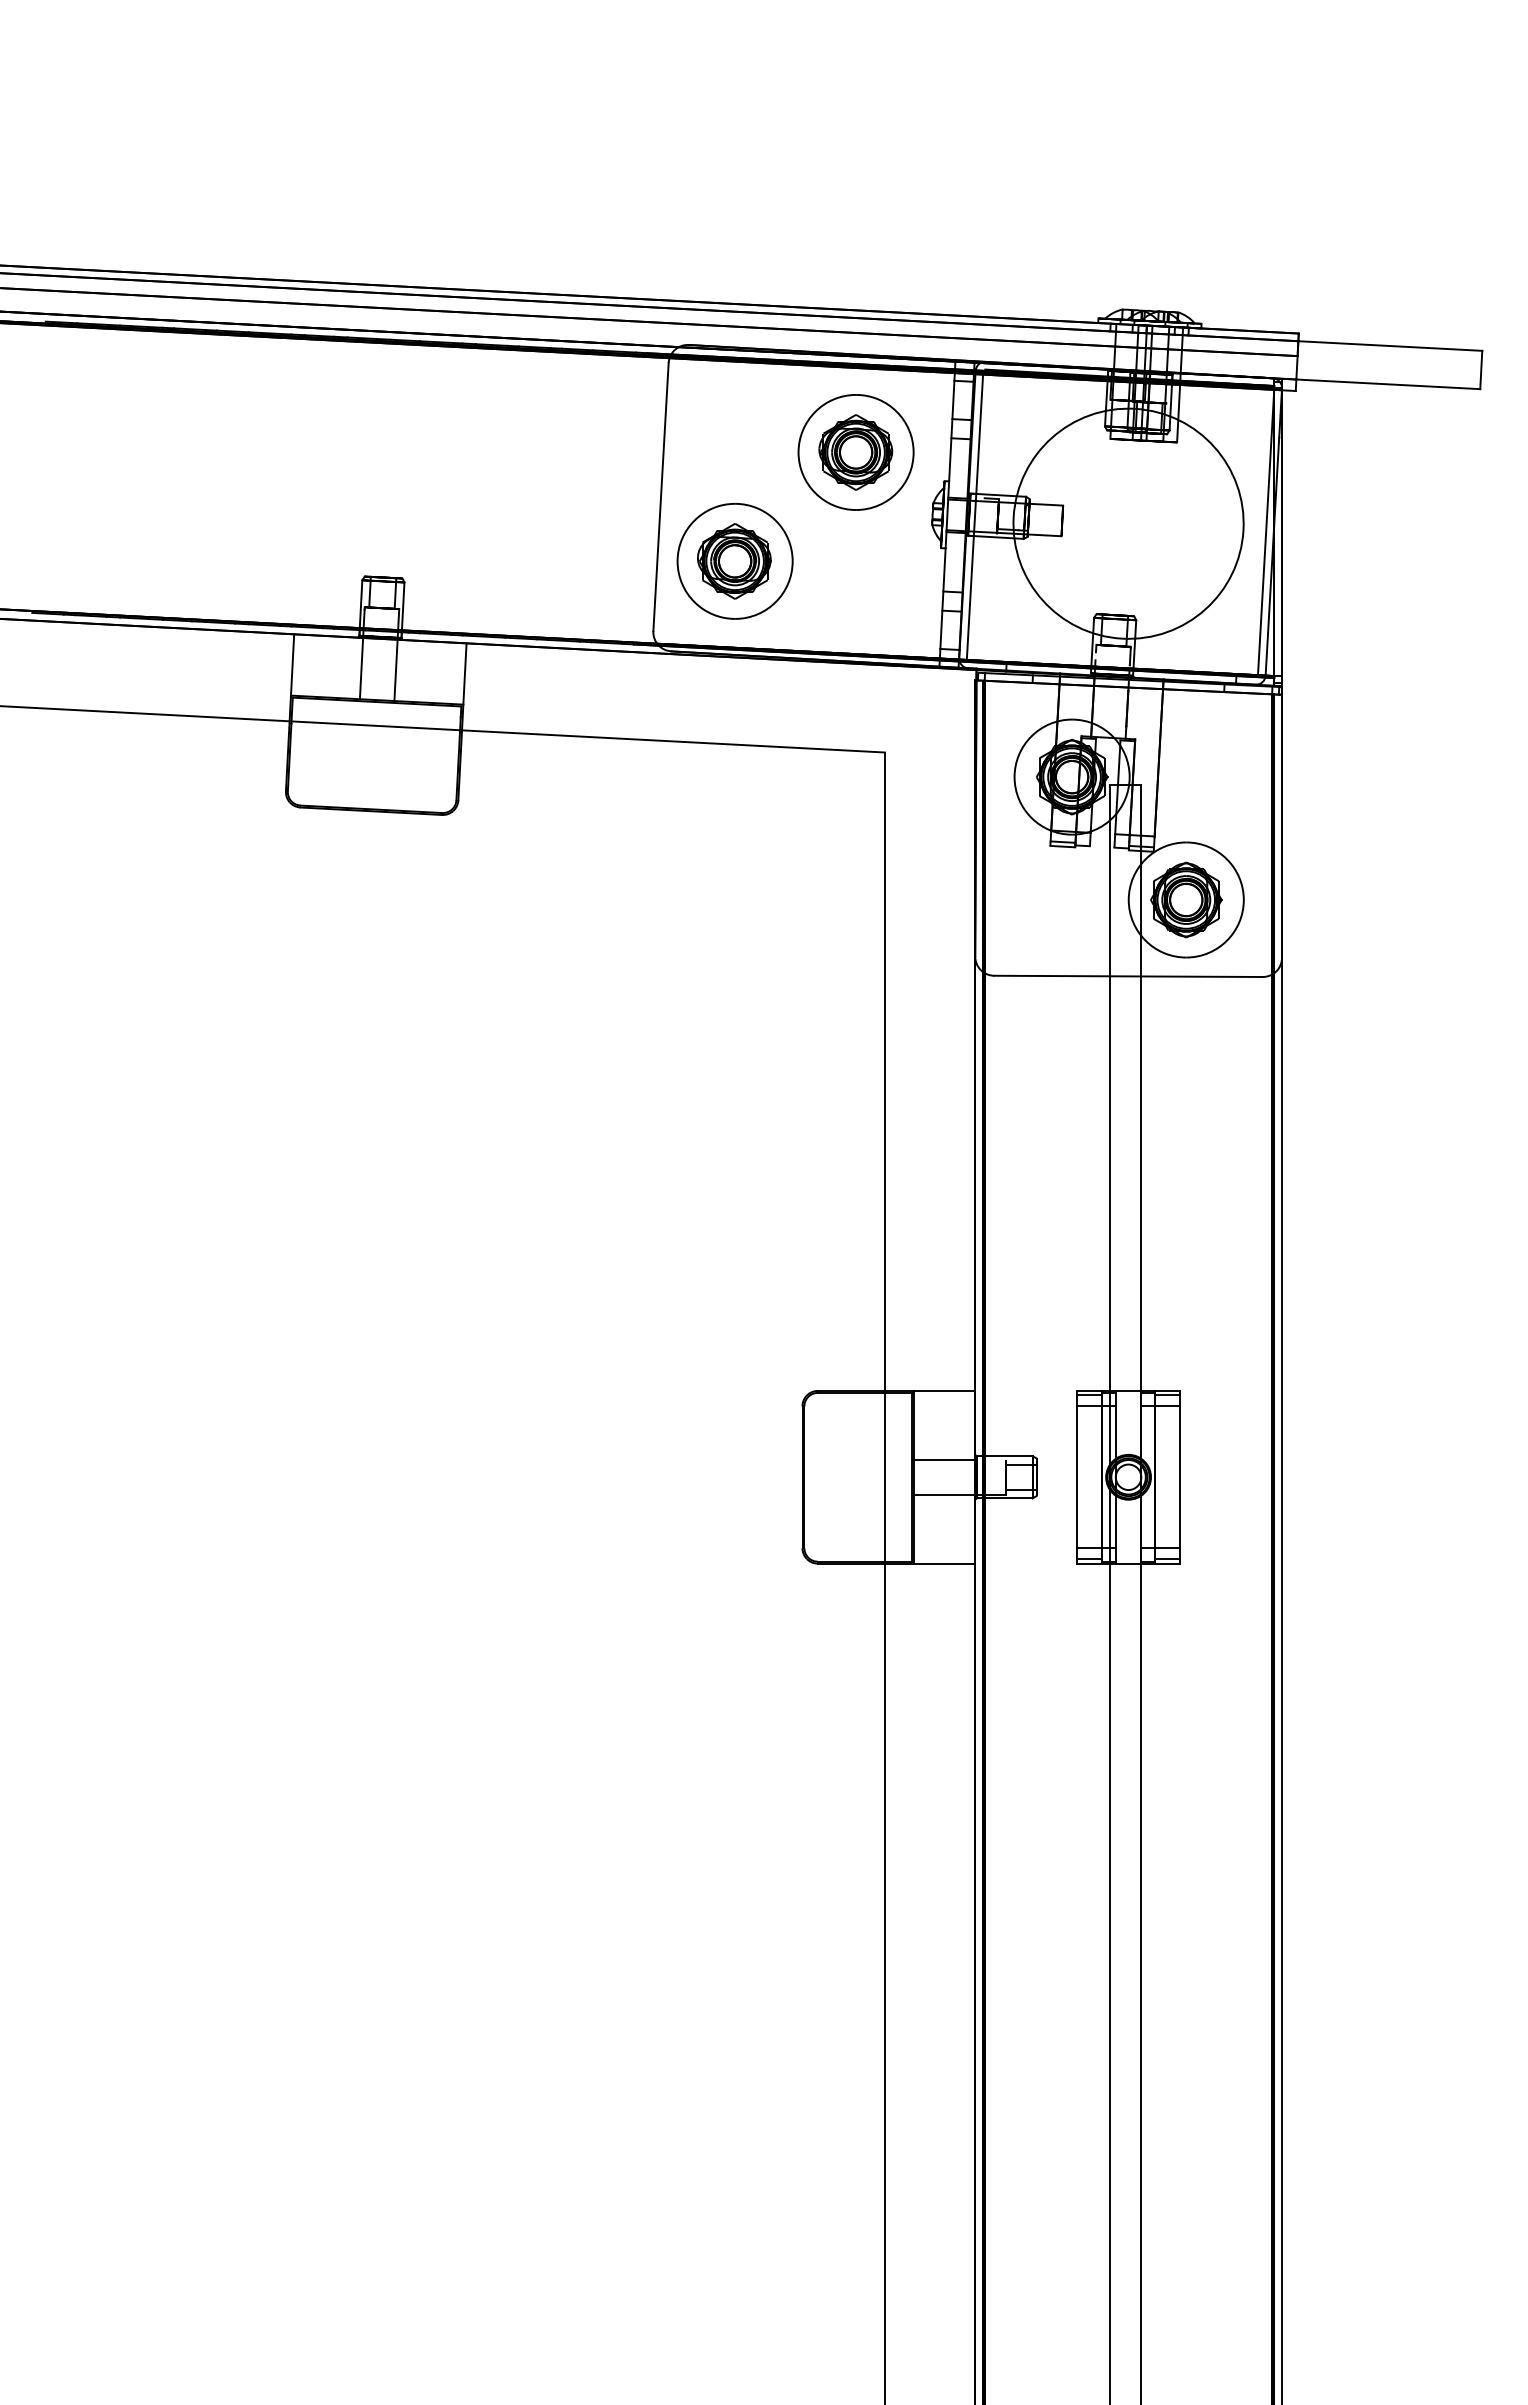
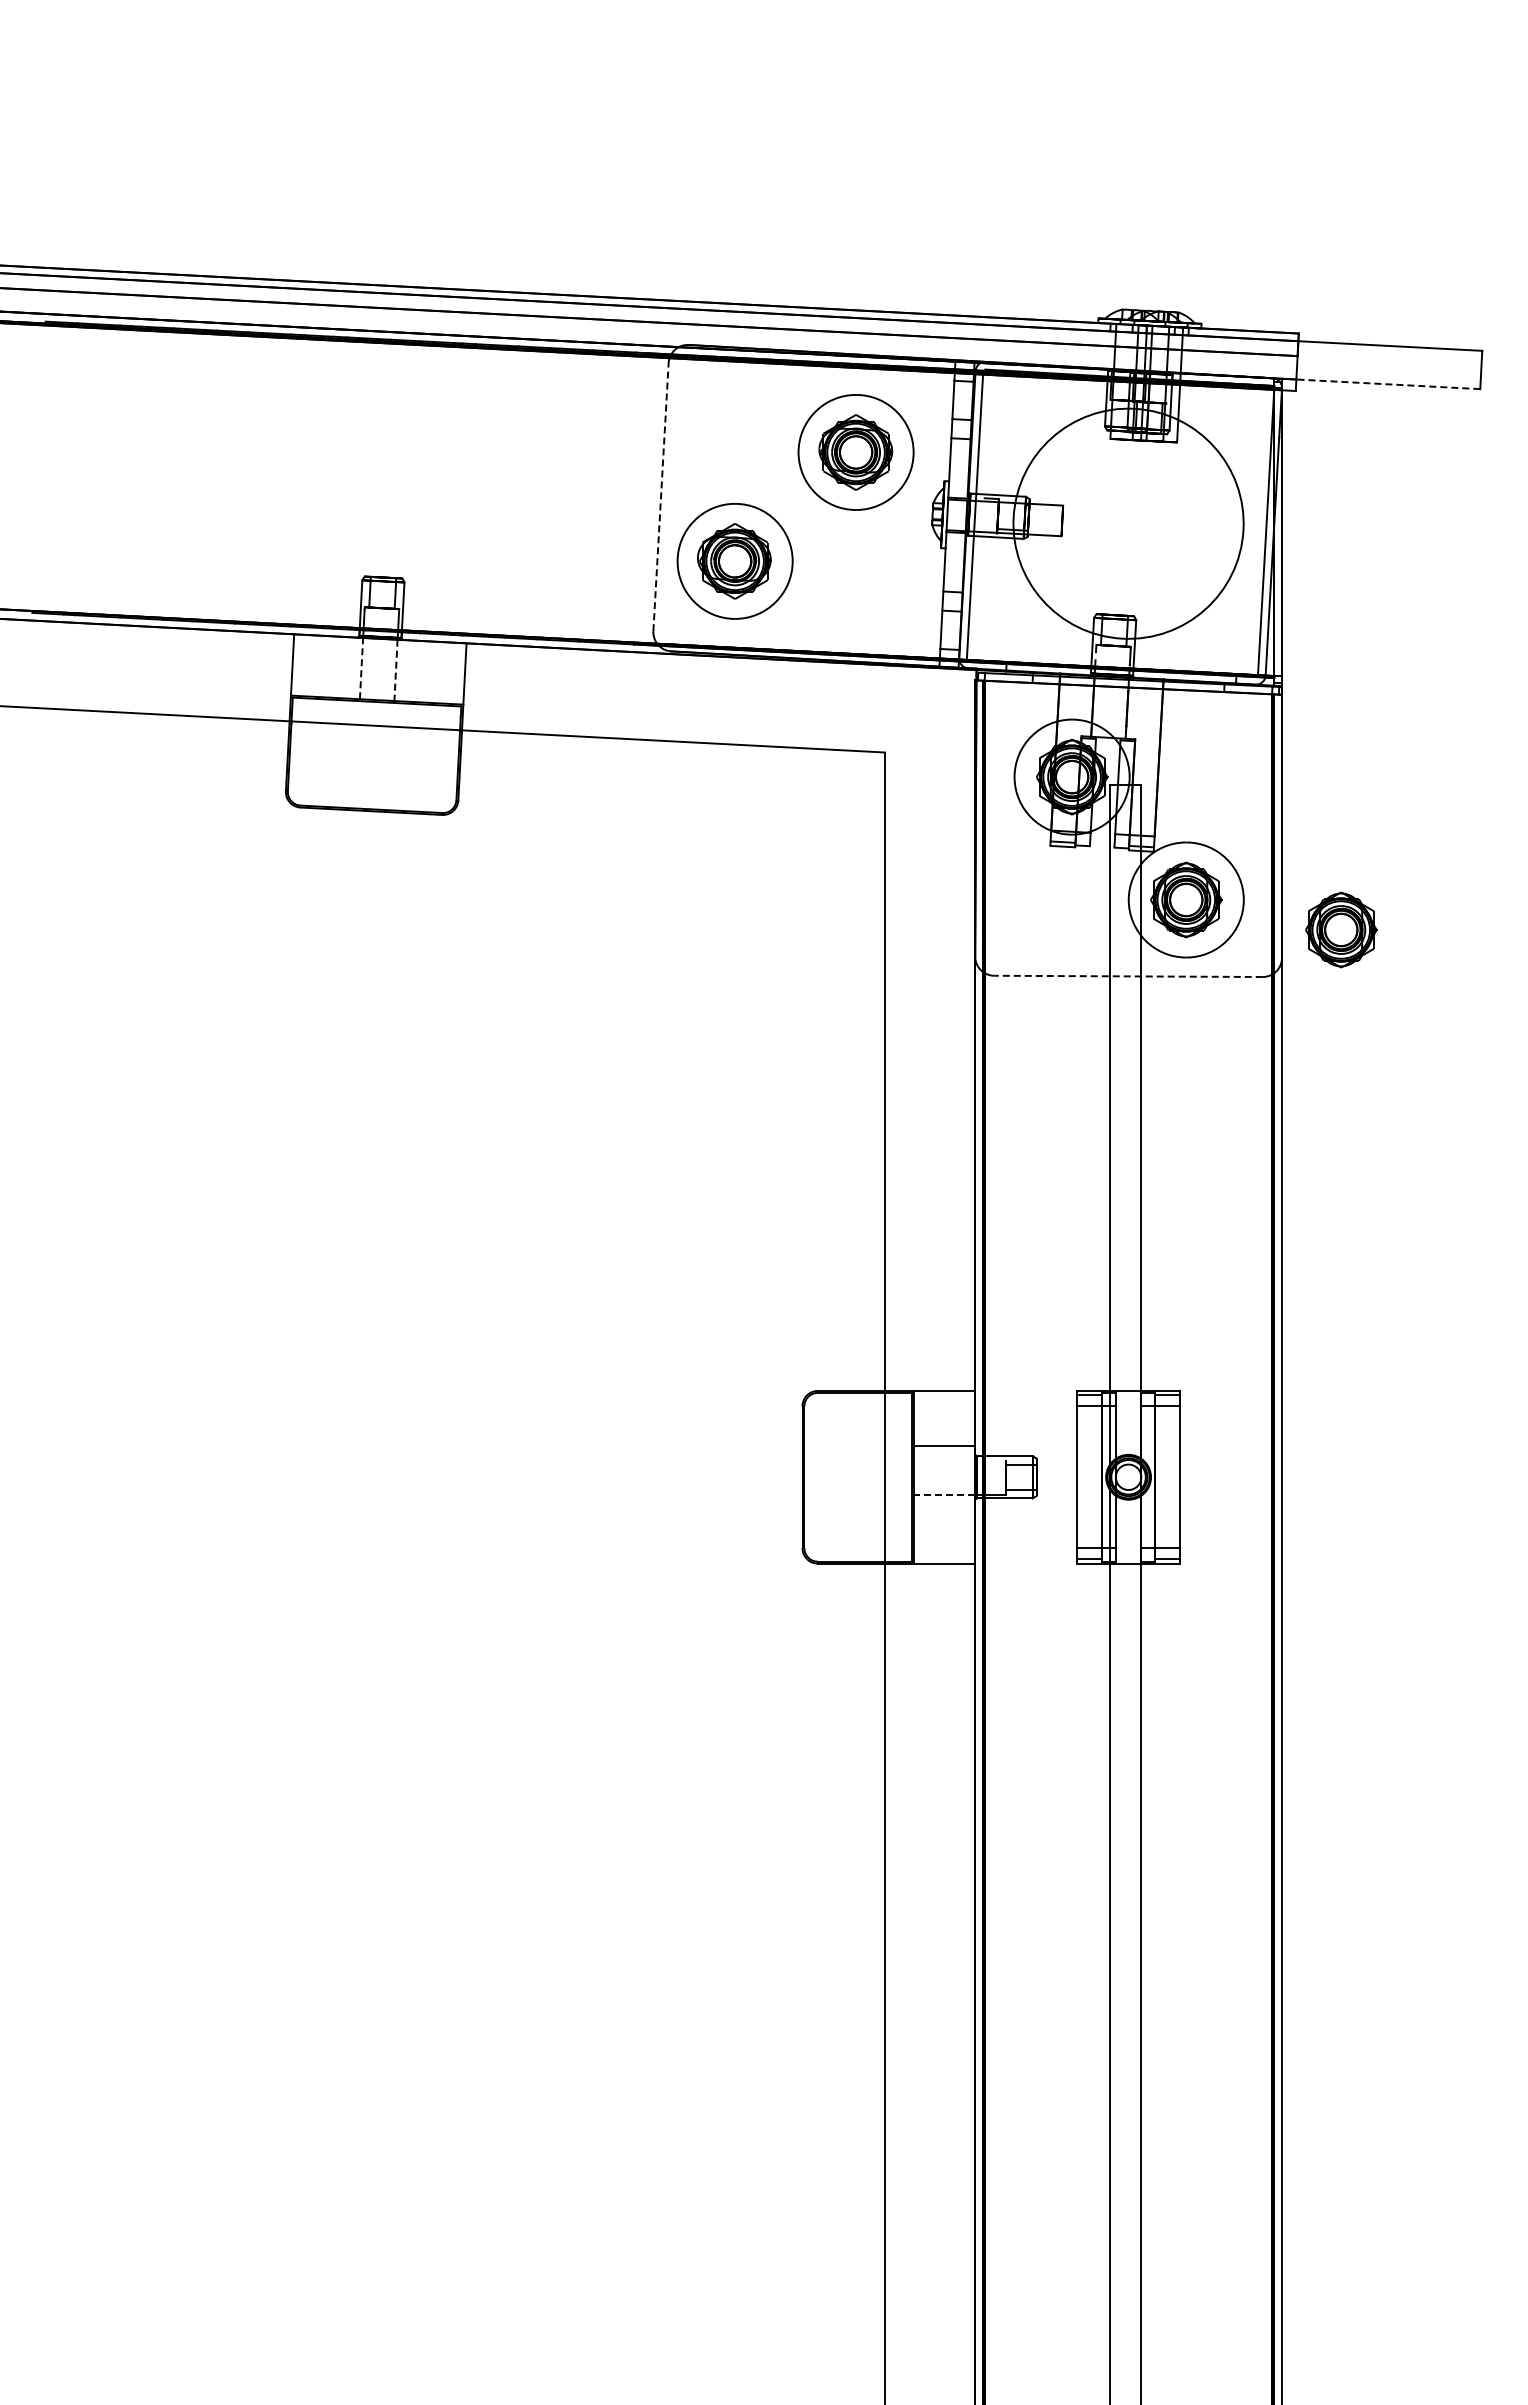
line: solid -> dashed (1387, 384)
line: solid -> dashed (661, 496)
line: solid -> dashed (361, 668)
line: solid -> dashed (396, 670)
part: none -> present (1341, 929)
line: solid -> dashed (1128, 976)
line position: (944, 1460) -> (944, 1446) (944, 1446)
line: solid -> dashed (944, 1494)
